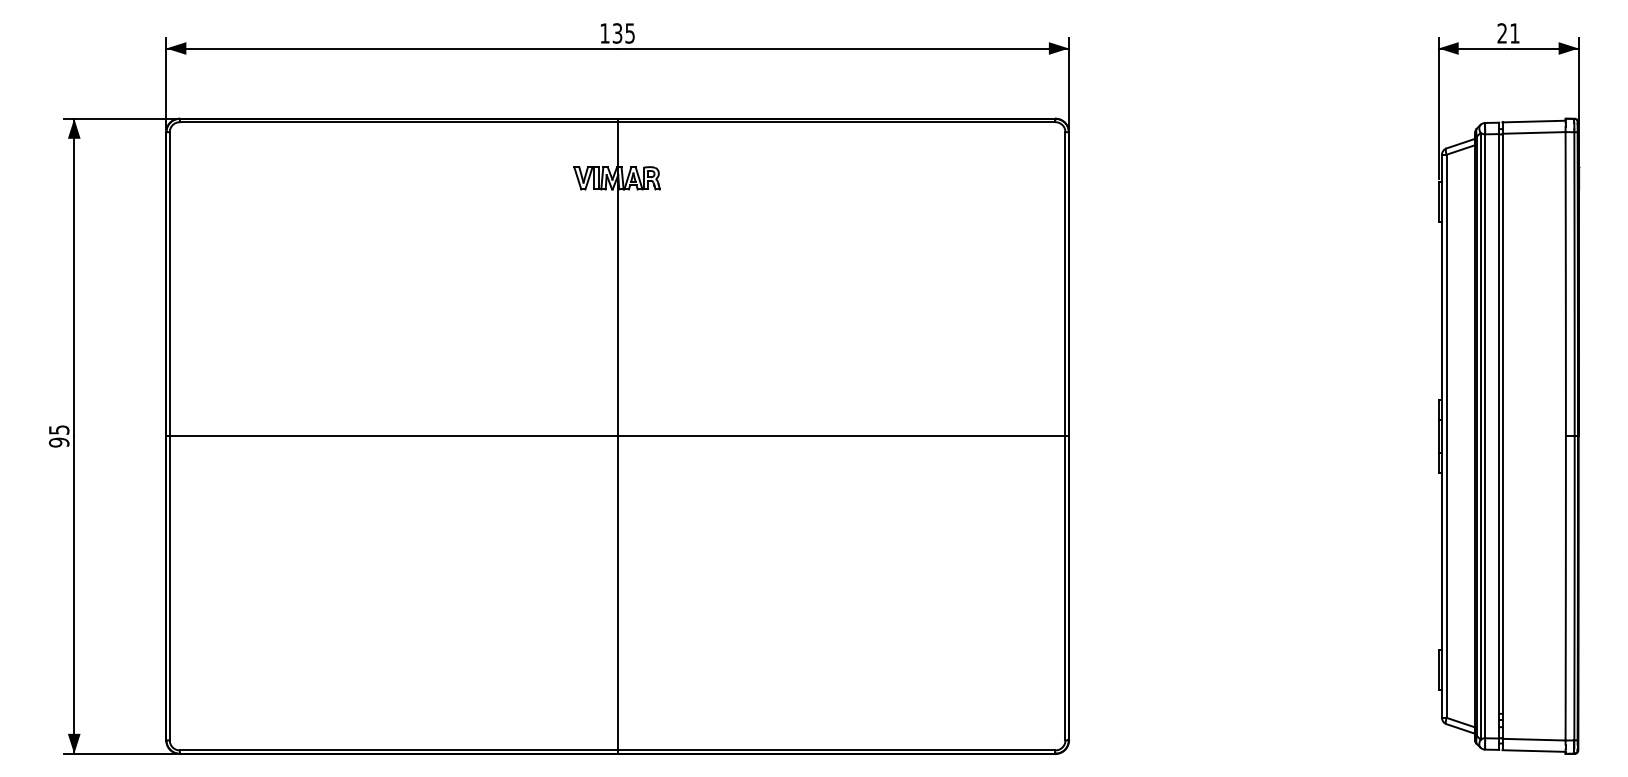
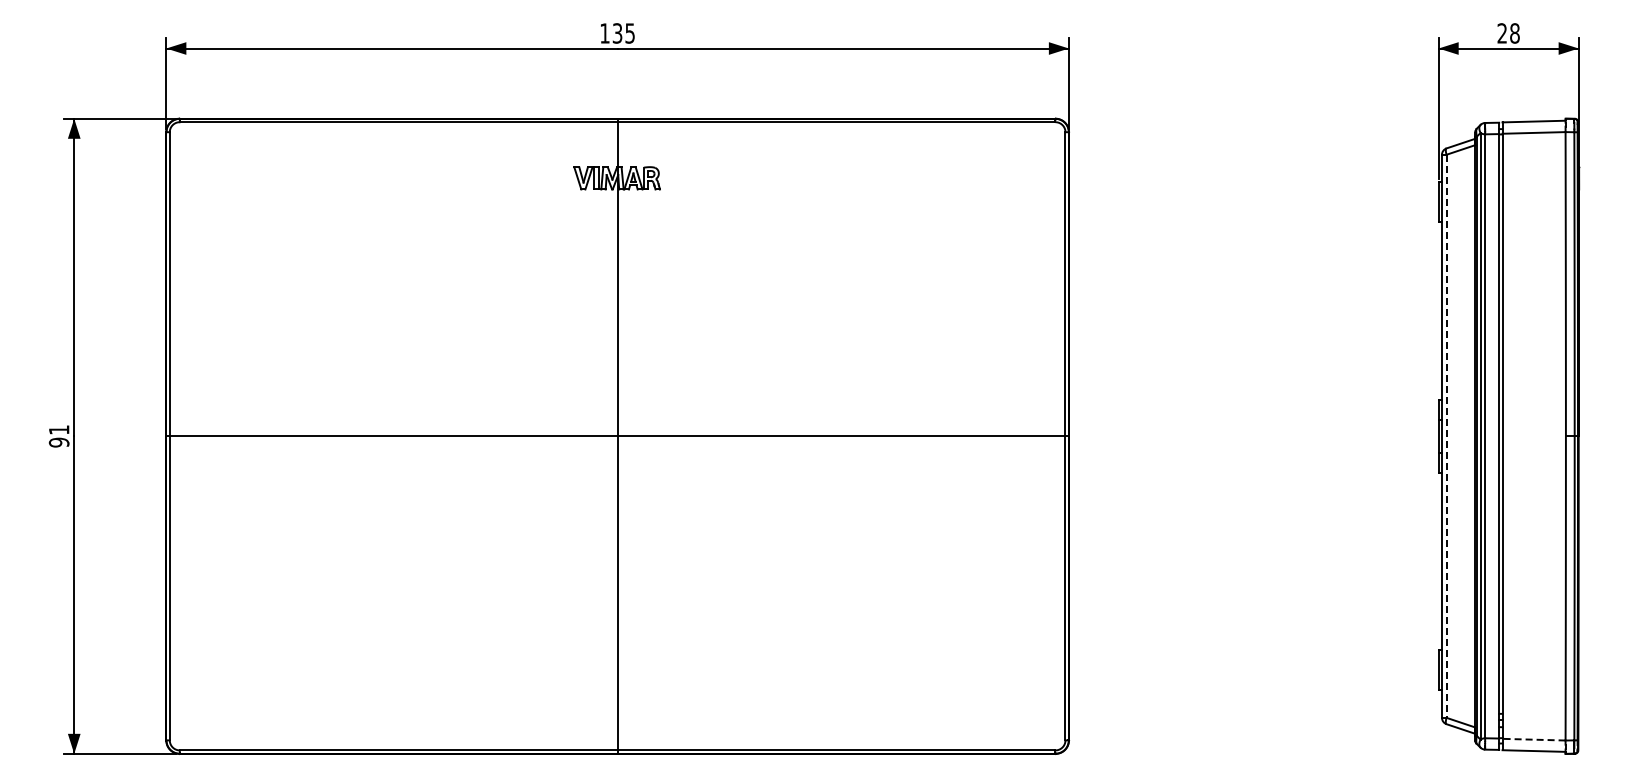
text: 21 -> 28 (1514, 33)
text: 95 -> 91 (59, 429)
line: solid -> dashed (1446, 436)
line: solid -> dashed (1534, 739)
